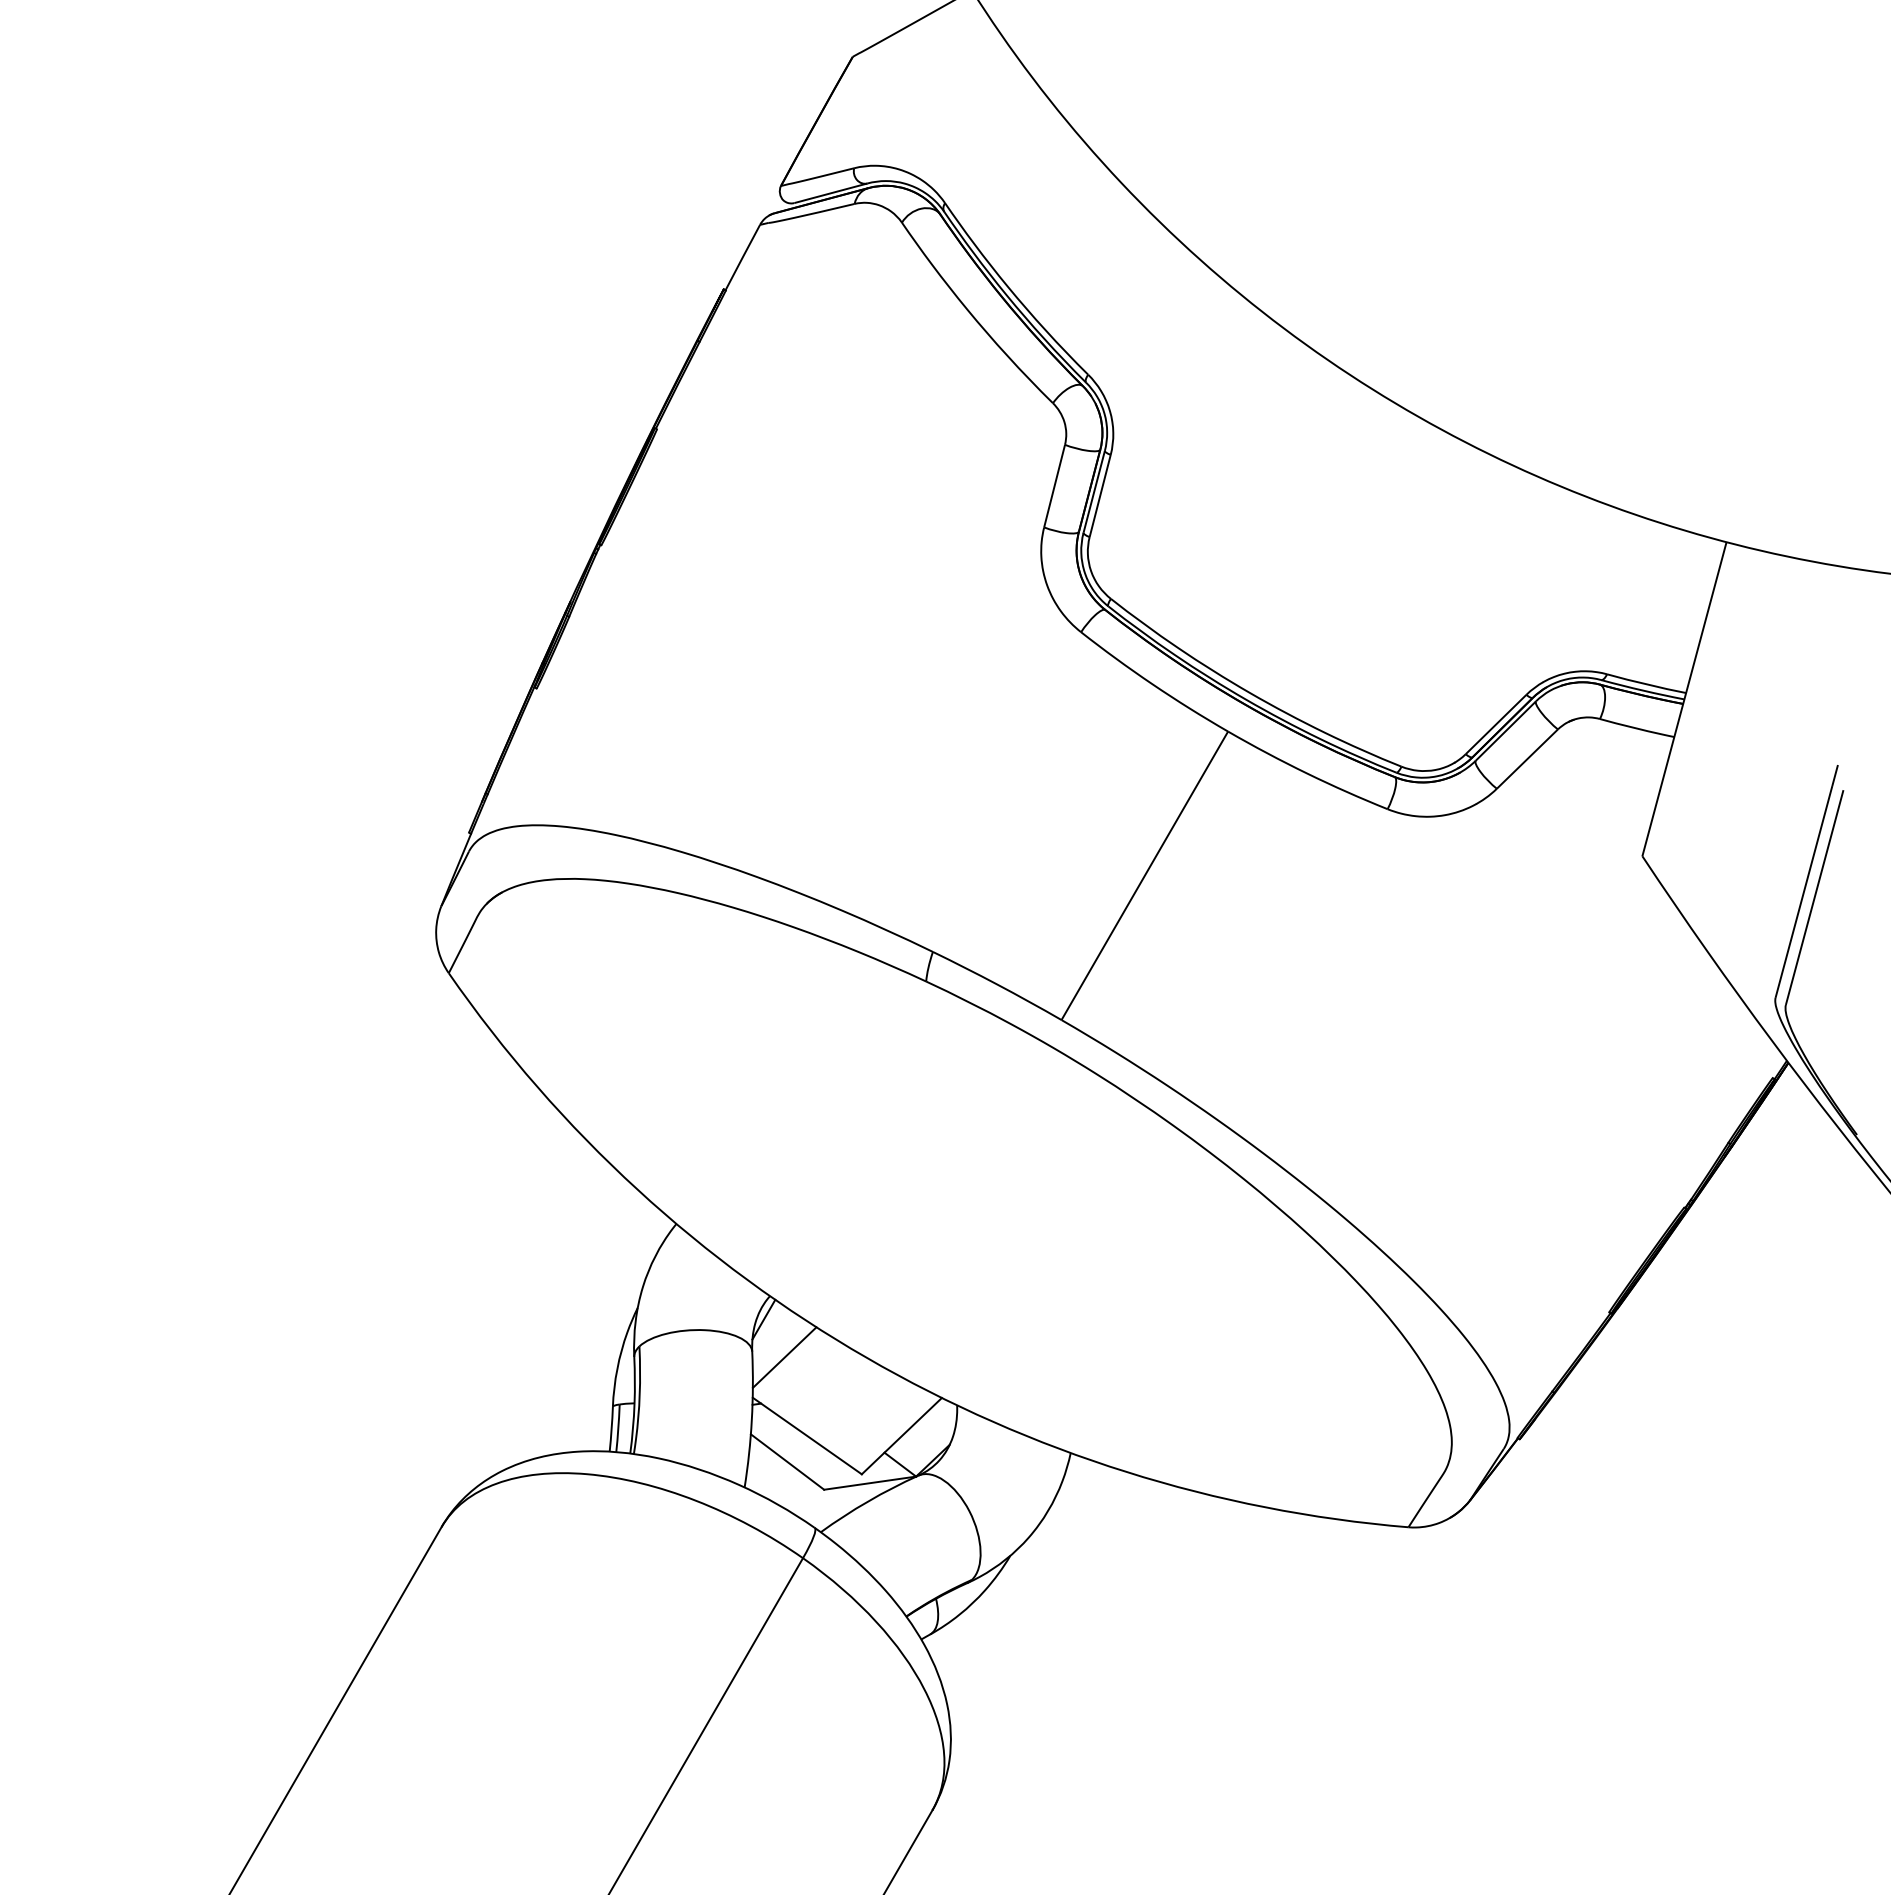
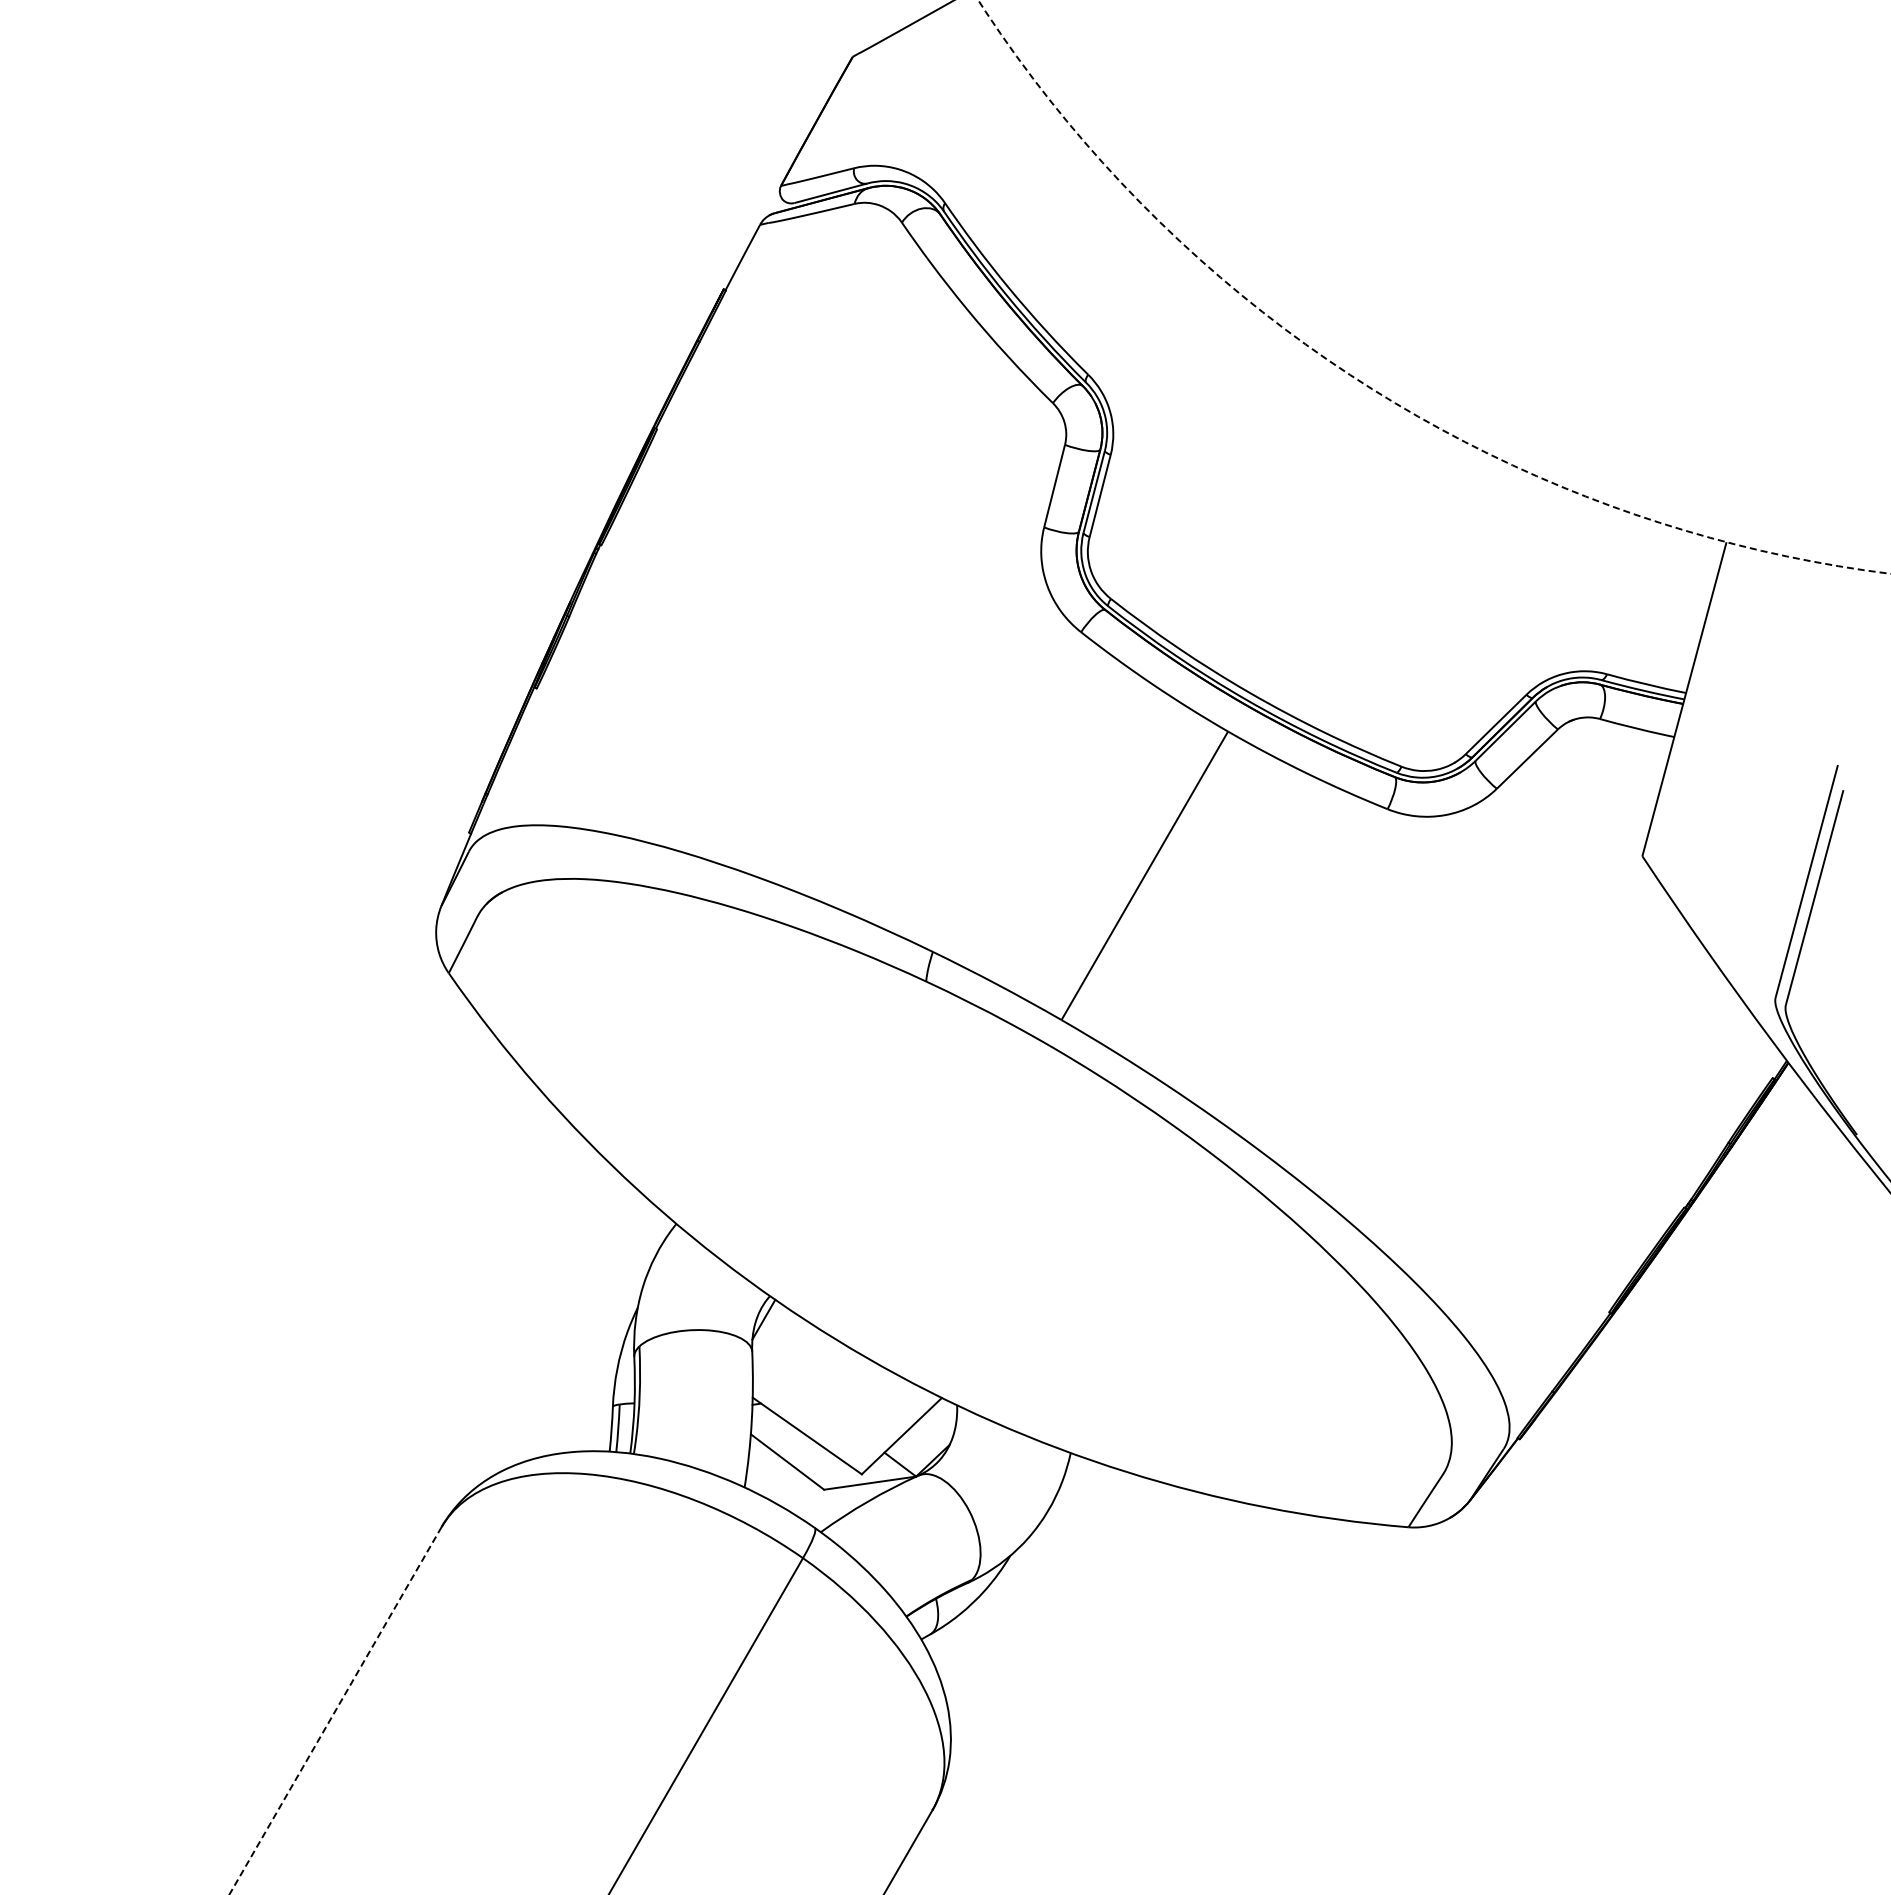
arc: solid -> dashed (1371, 388)
line: present -> none (784, 1357)
line: solid -> dashed (335, 1711)
